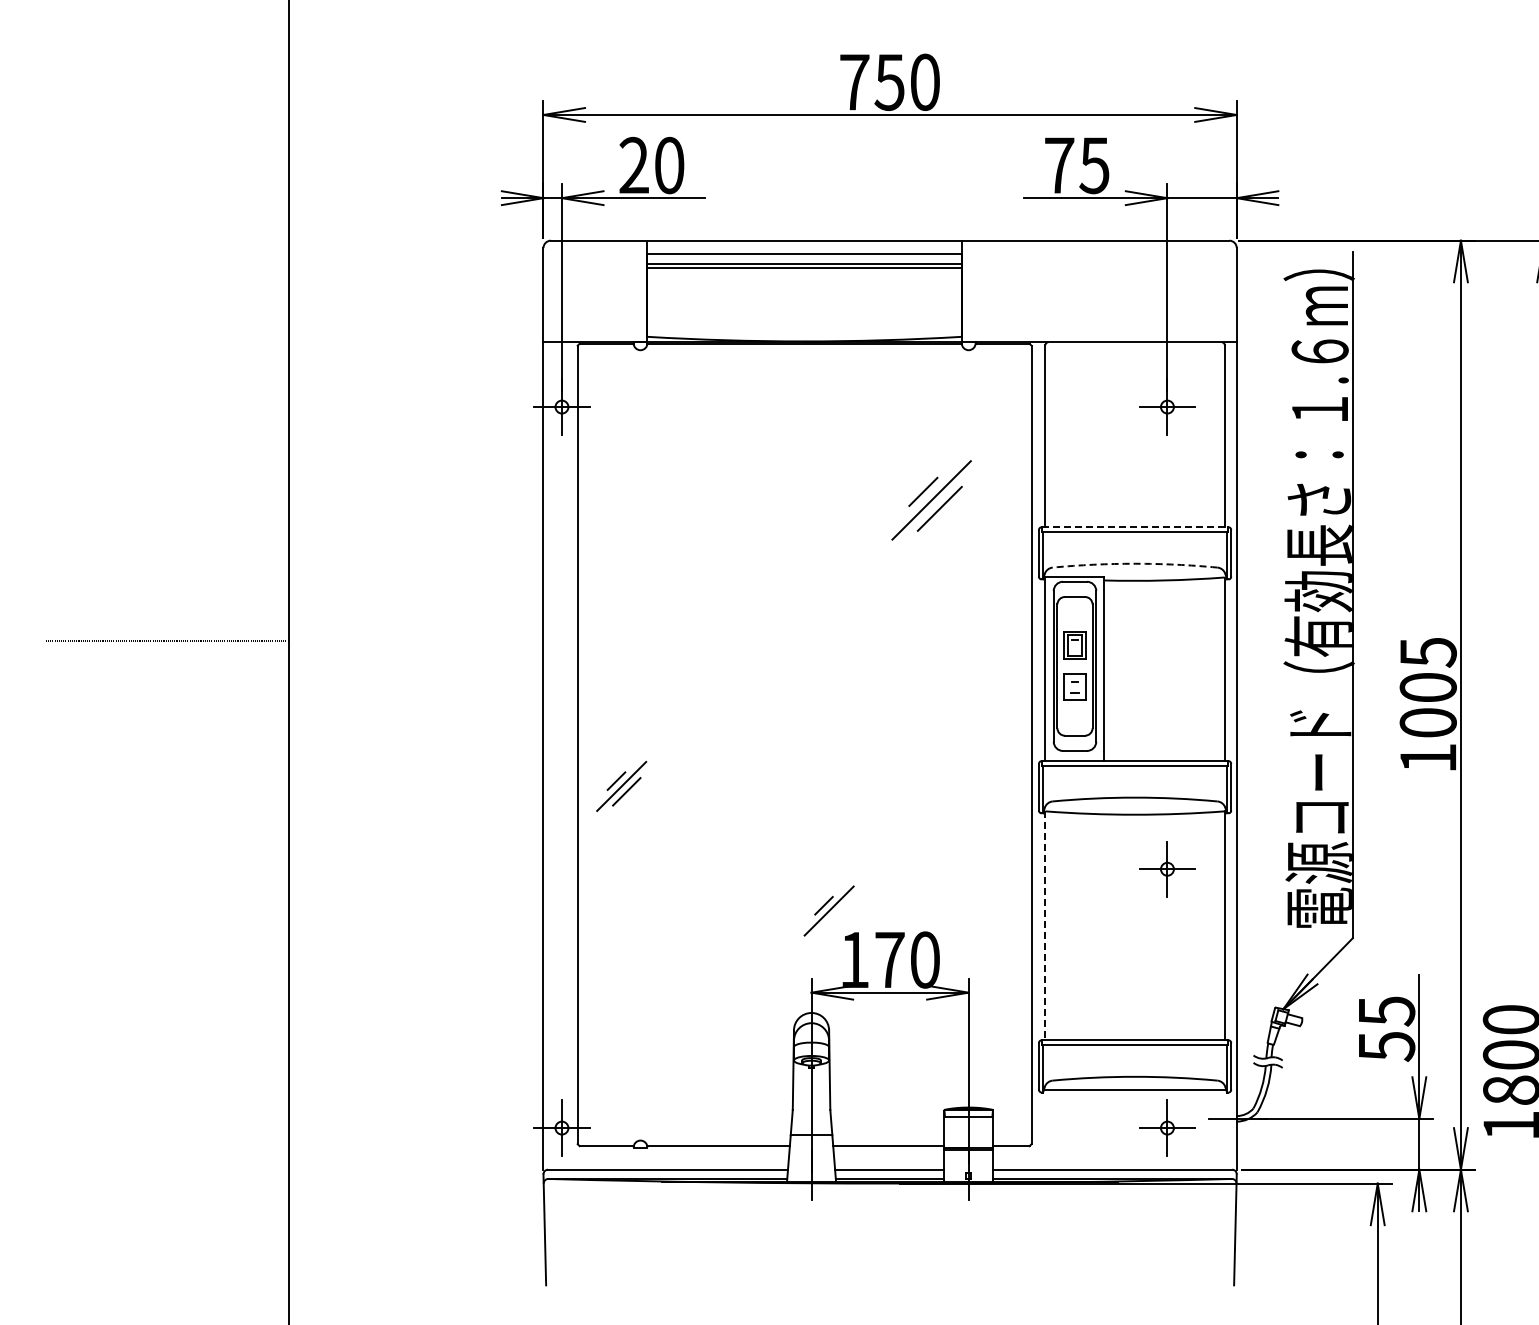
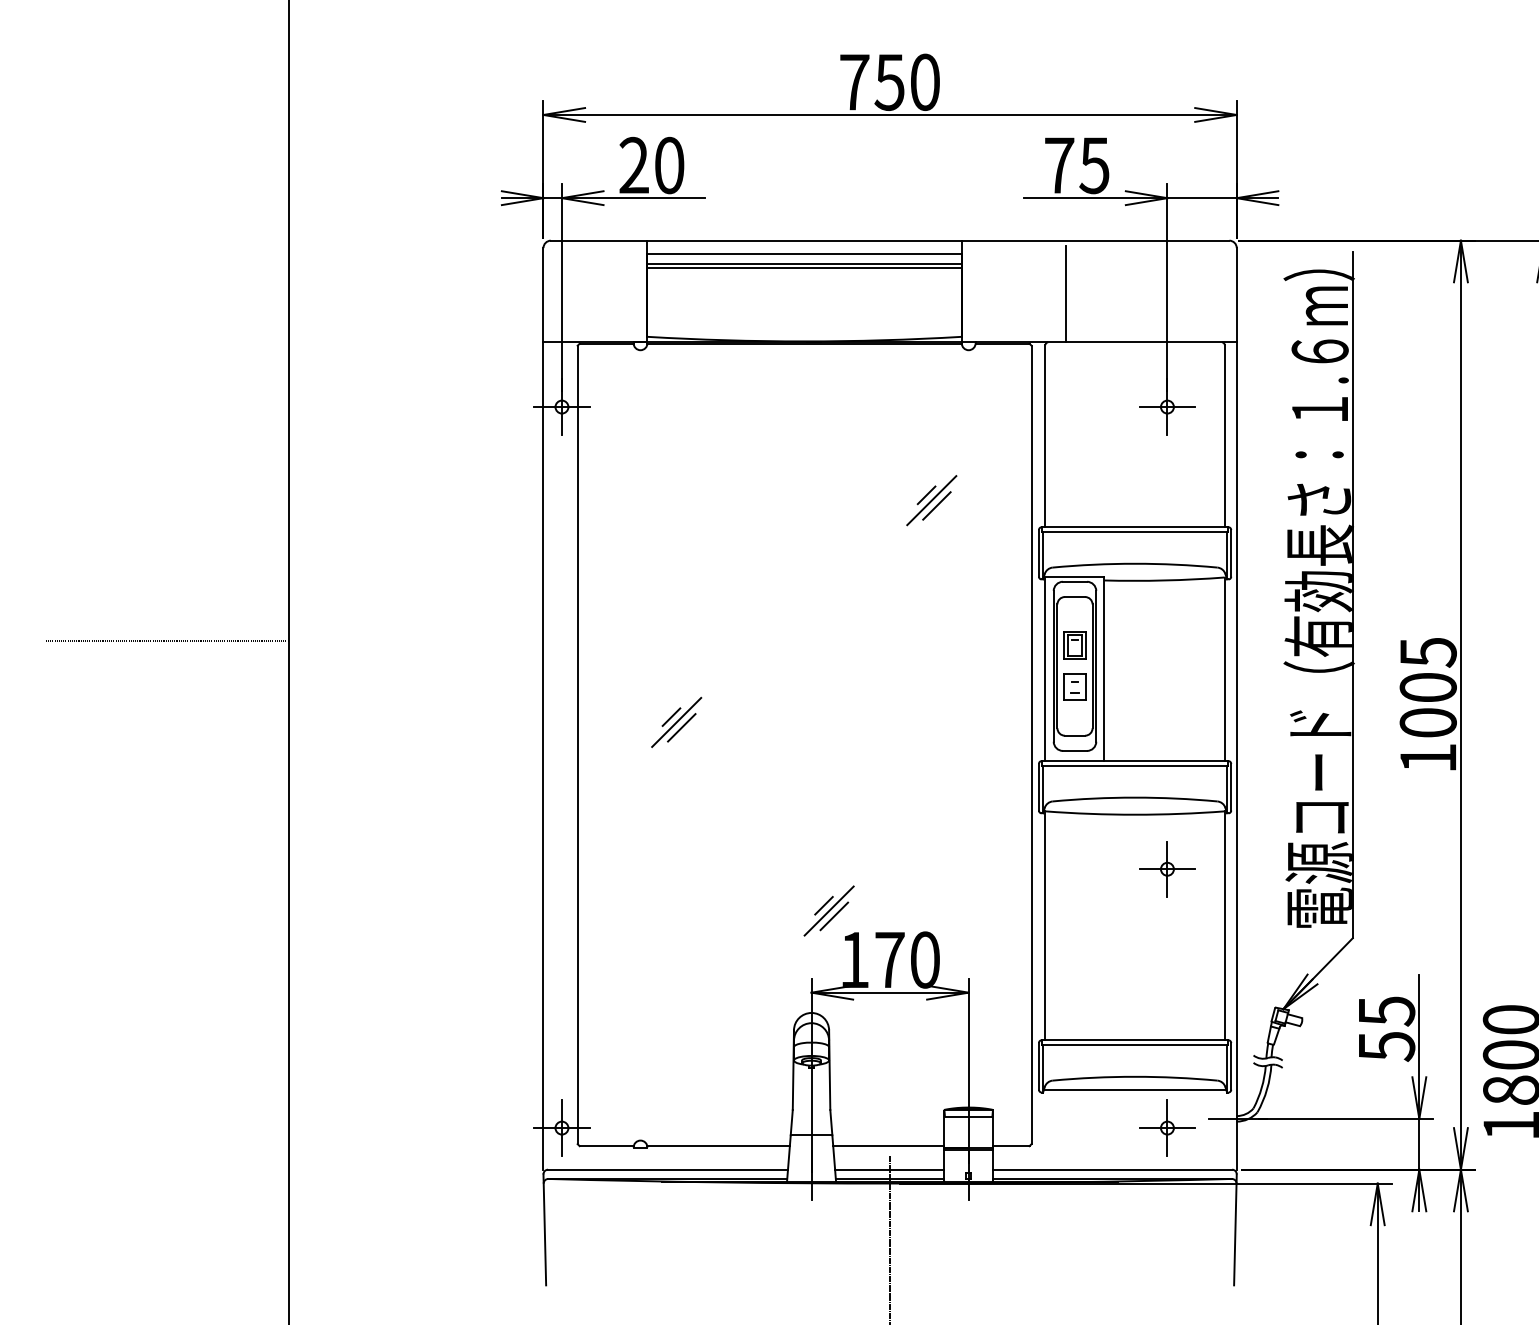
line: none -> present (1065, 294)
part size: 81x81 px -> 52x52 px (931, 500)
line: dashed -> solid (1135, 527)
arc: dashed -> solid (1135, 563)
part position: (621, 785) -> (676, 721) (676, 721)
line: none -> present (834, 916)
line: dashed -> solid (1045, 926)
line: none -> present (890, 1238)
